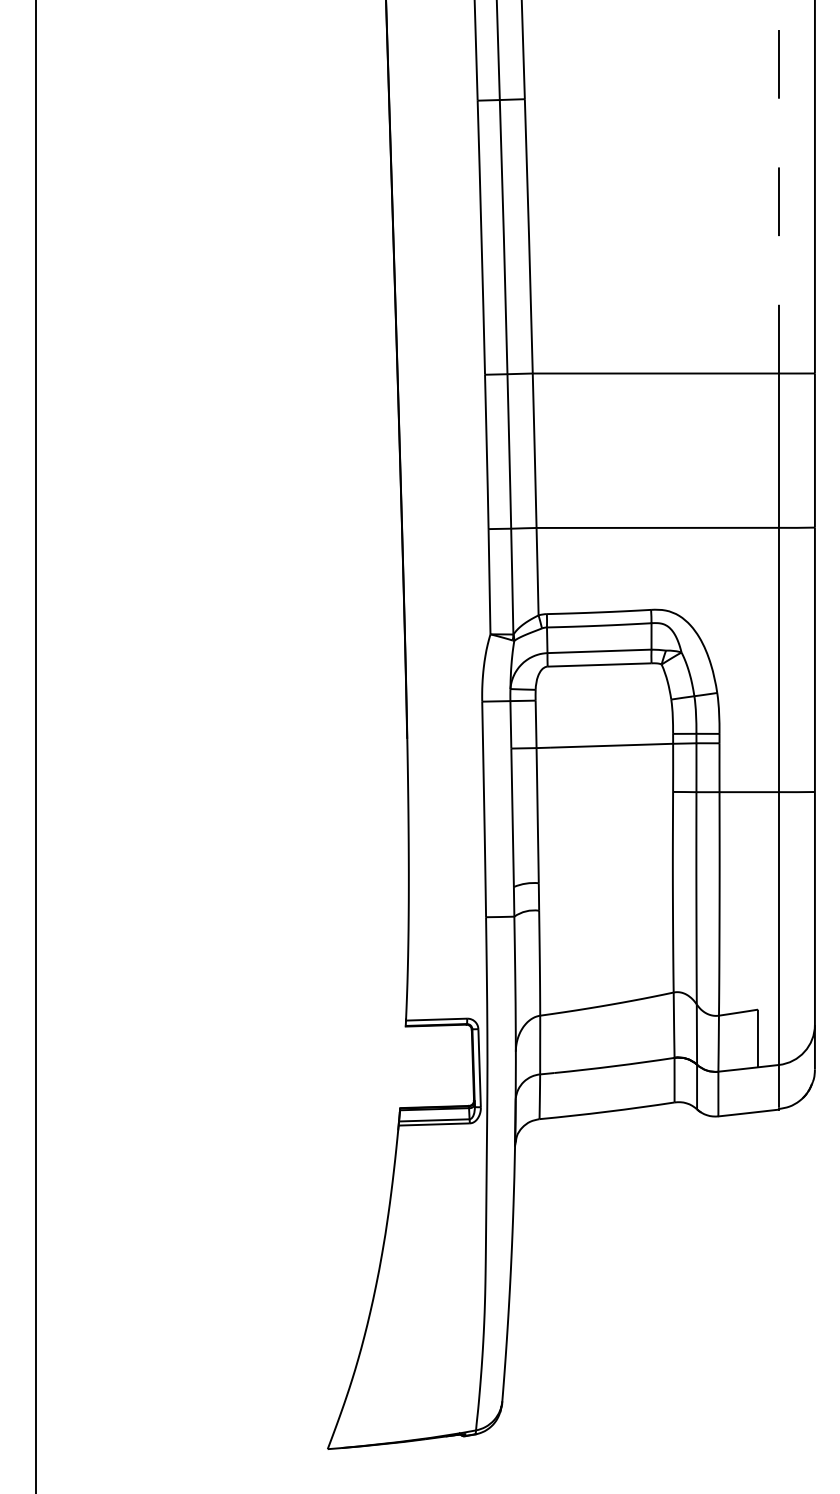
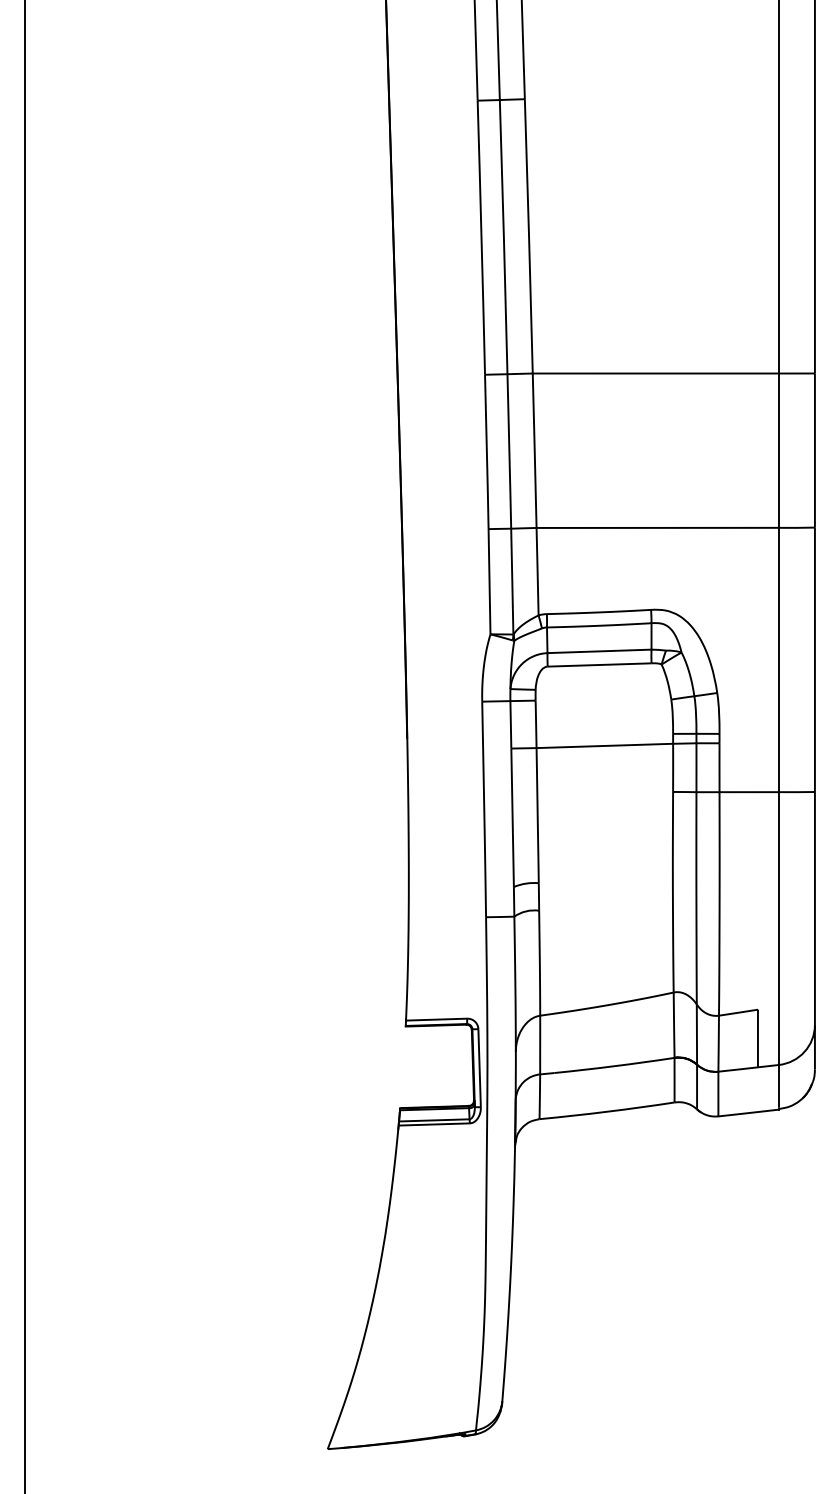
line: dashed -> solid (778, 186)
line position: (36, 746) -> (25, 746) (25, 746)
